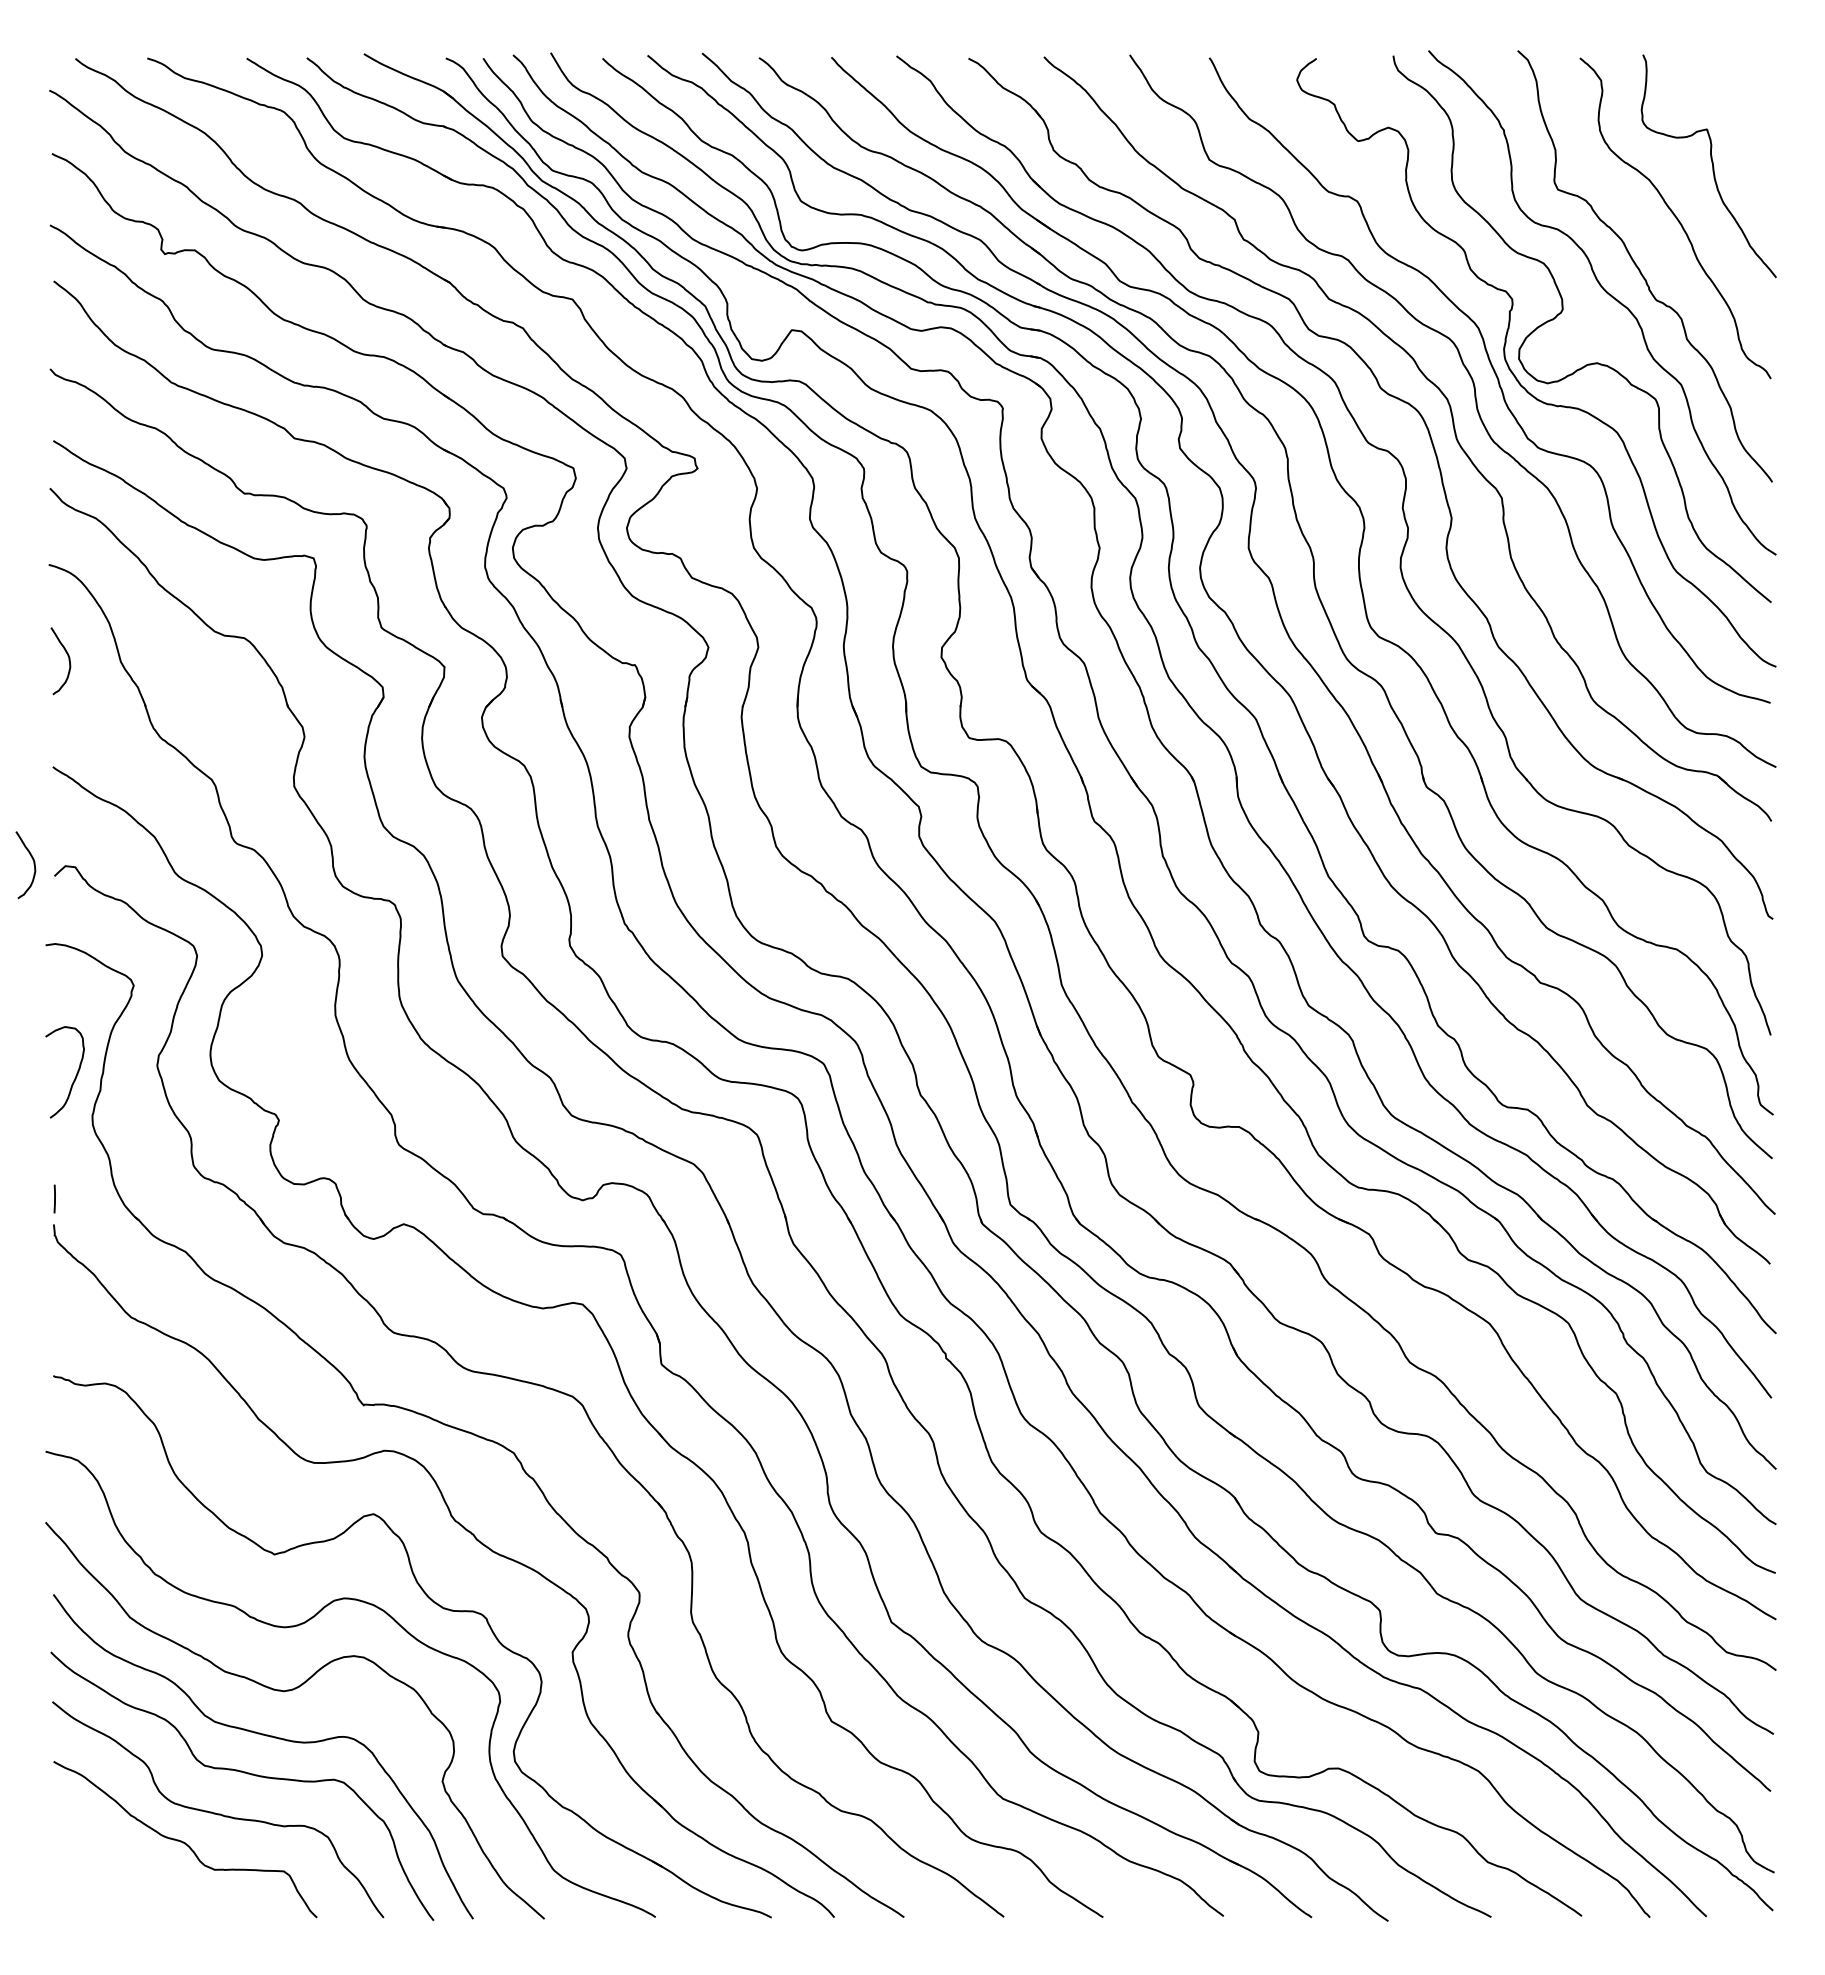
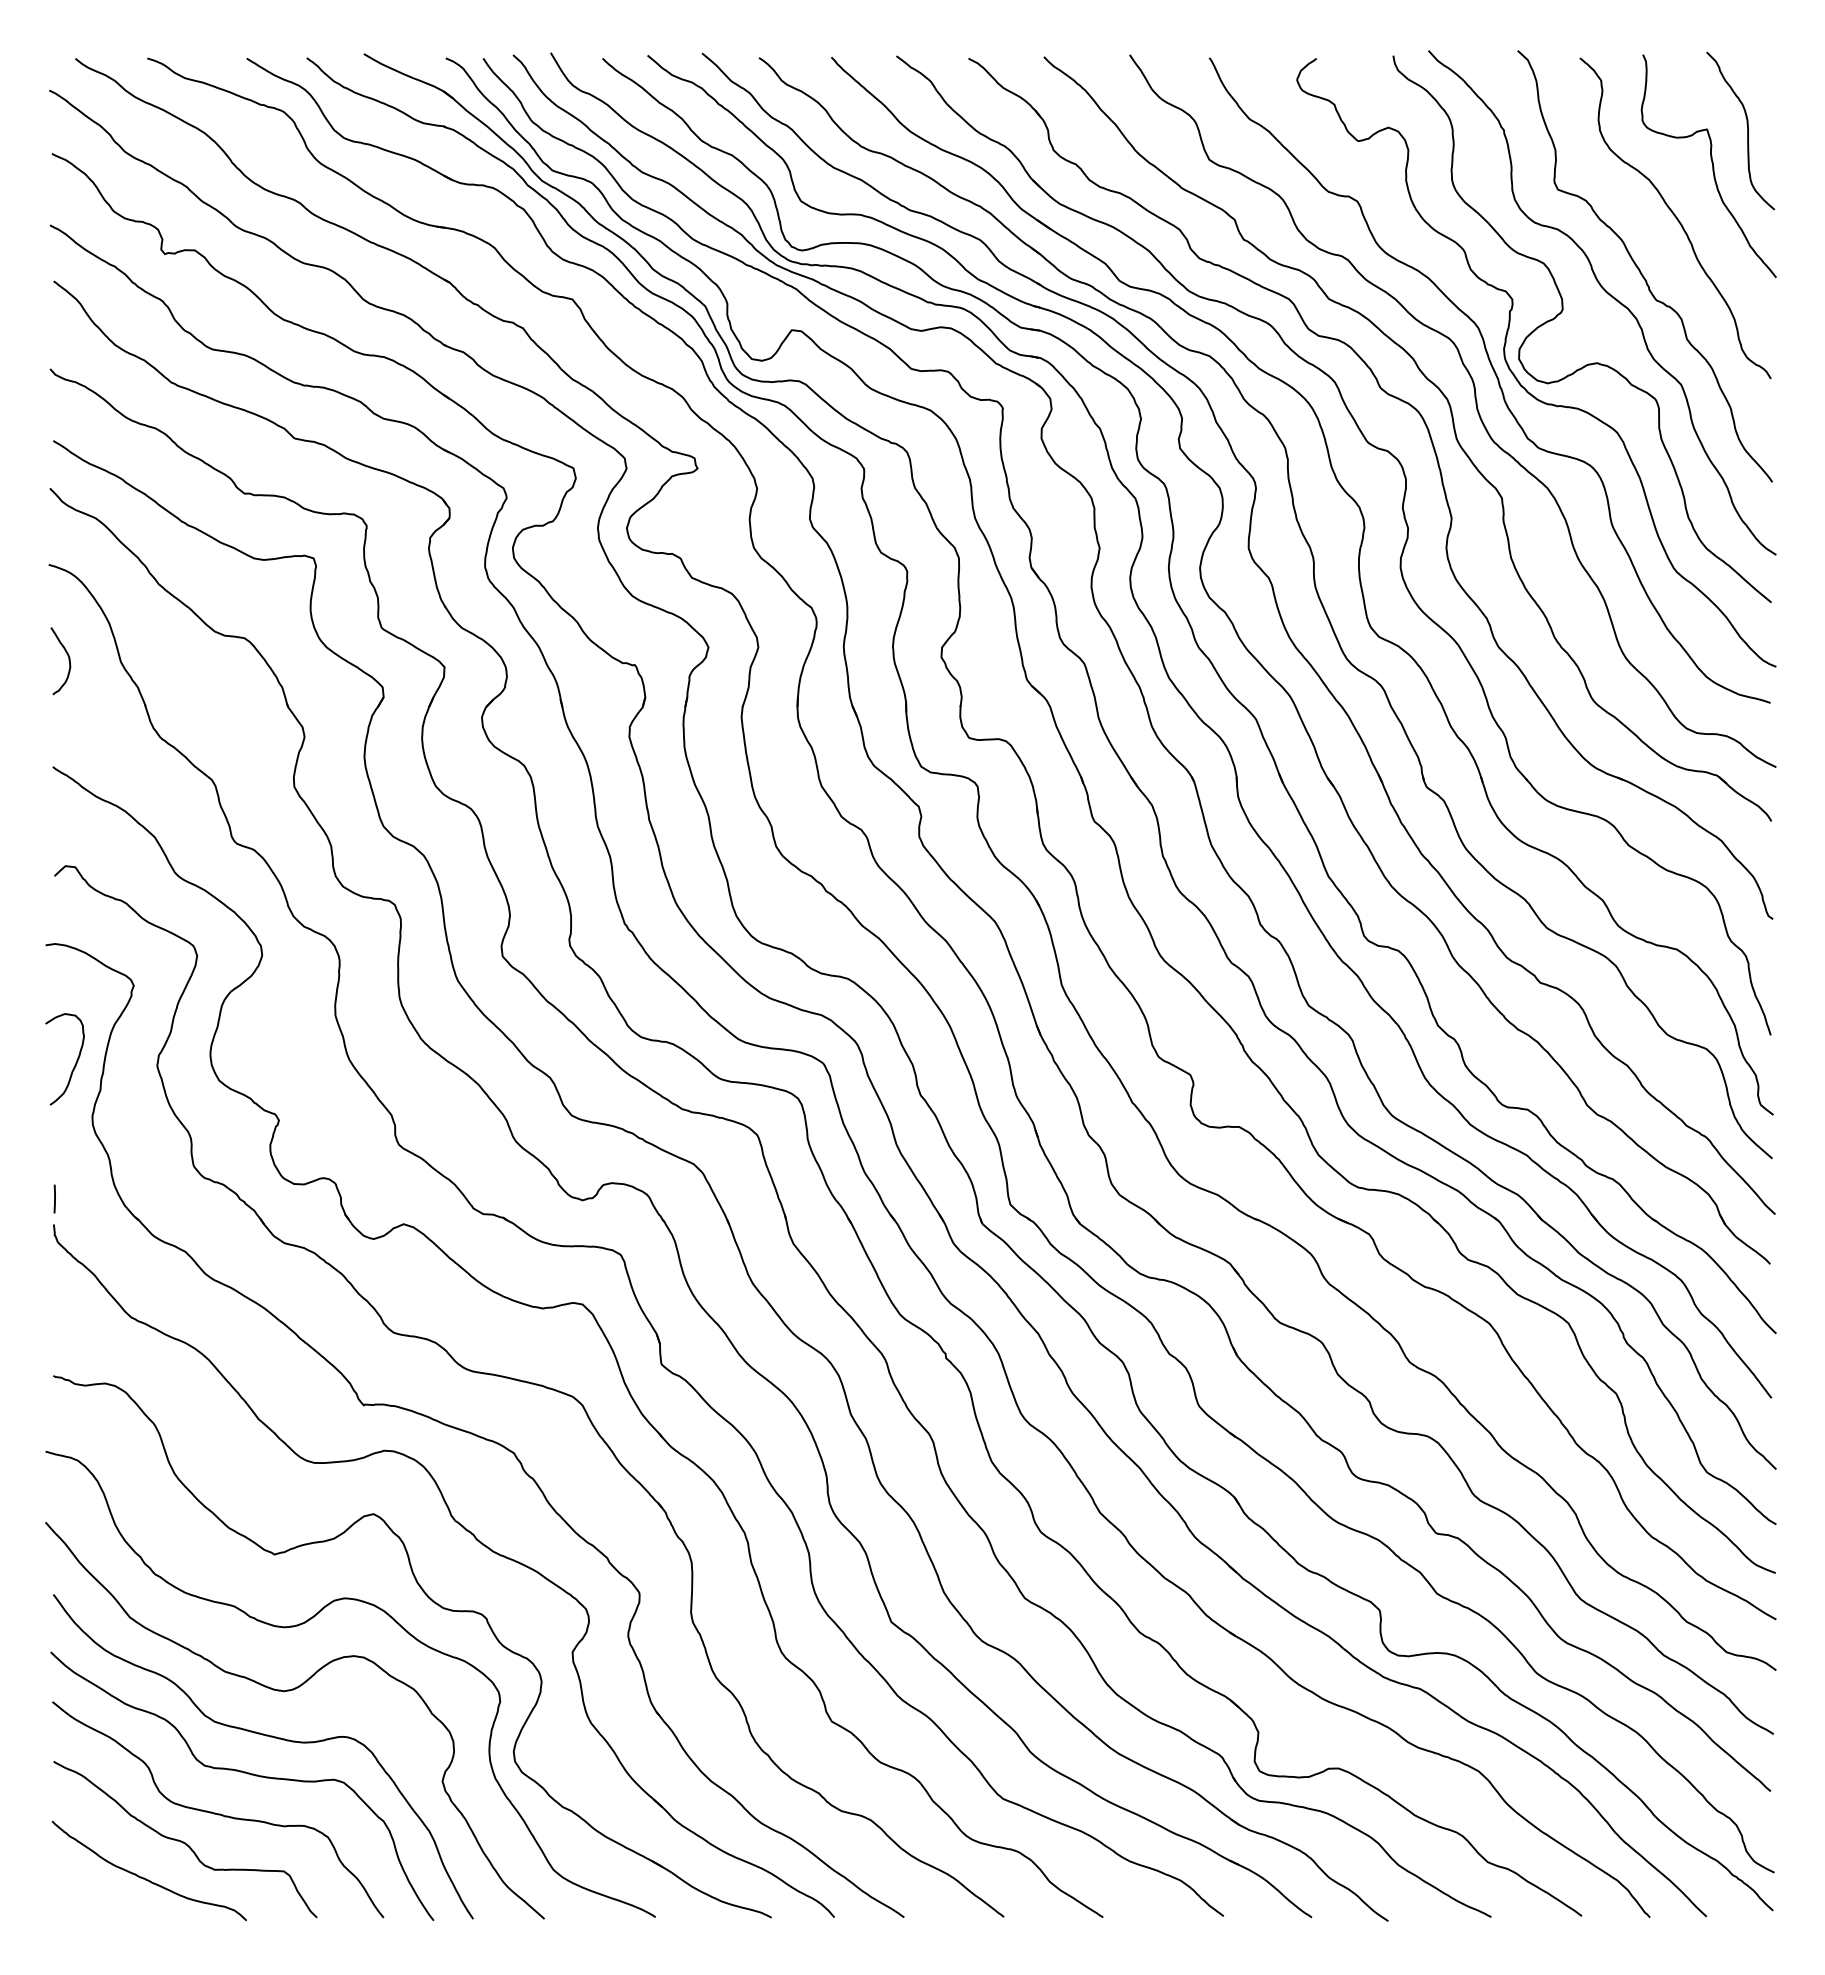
curve: none -> present (1747, 130)
curve: present -> none (33, 864)
curve position: (75, 1075) -> (75, 1062) (75, 1062)
curve: none -> present (144, 1877)
